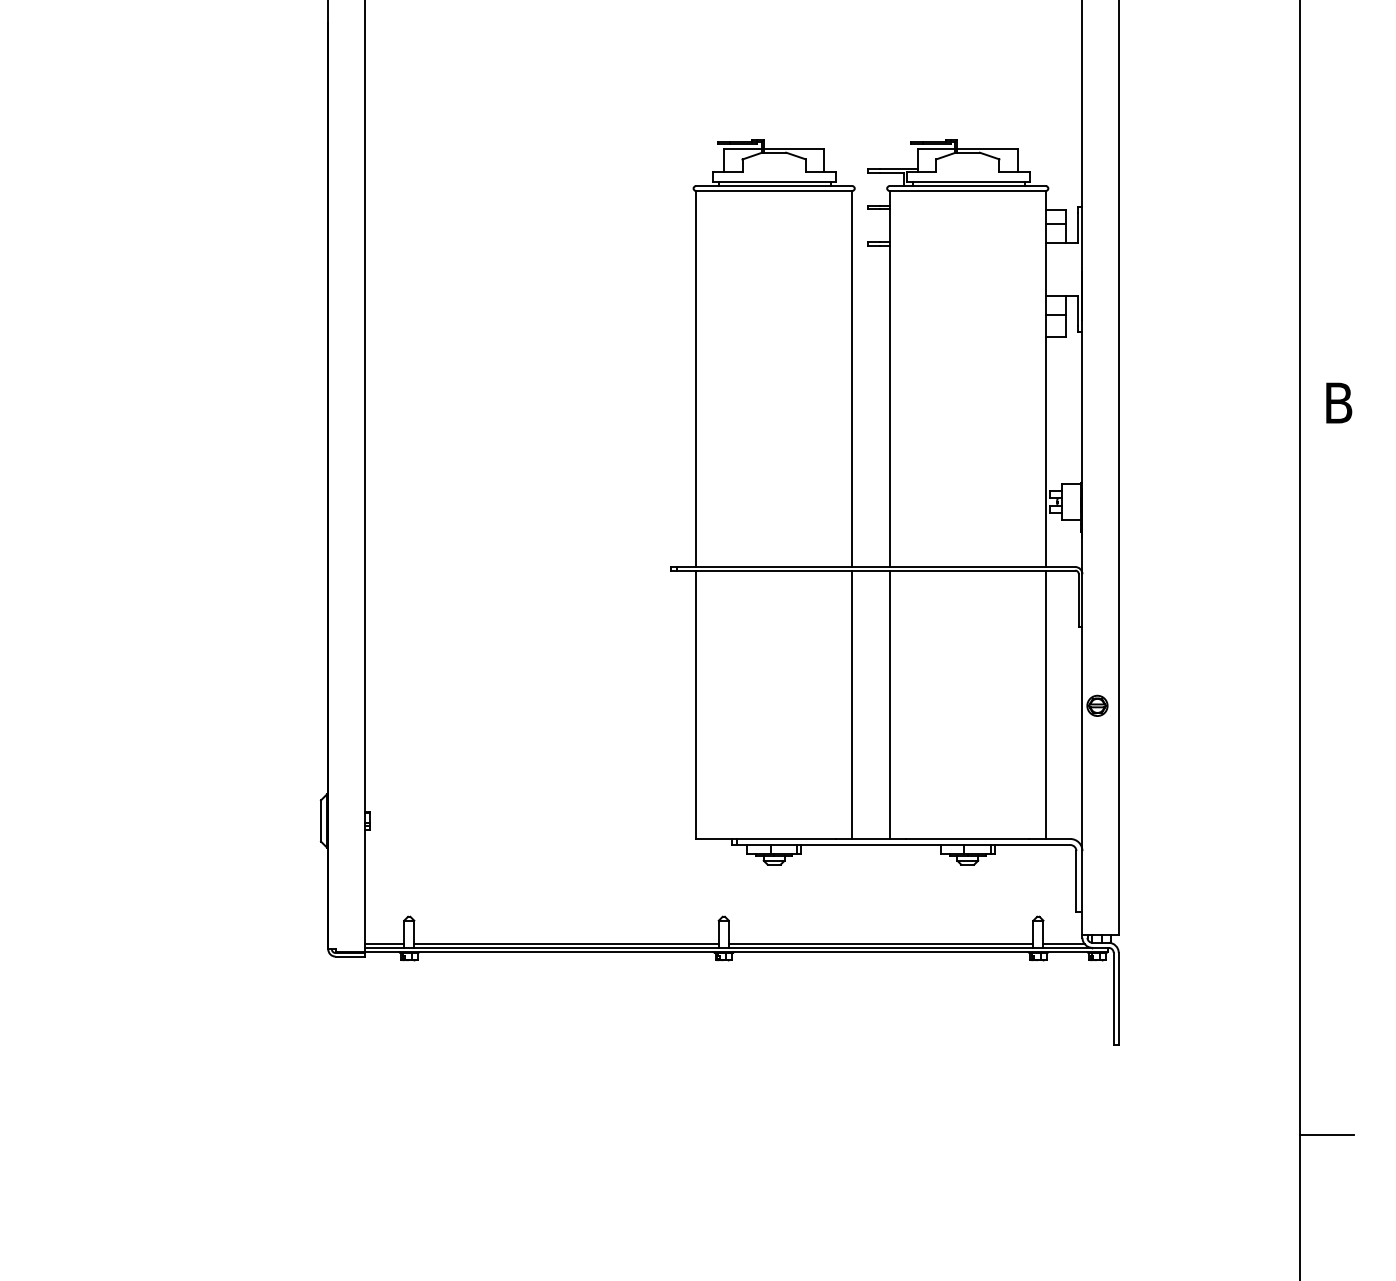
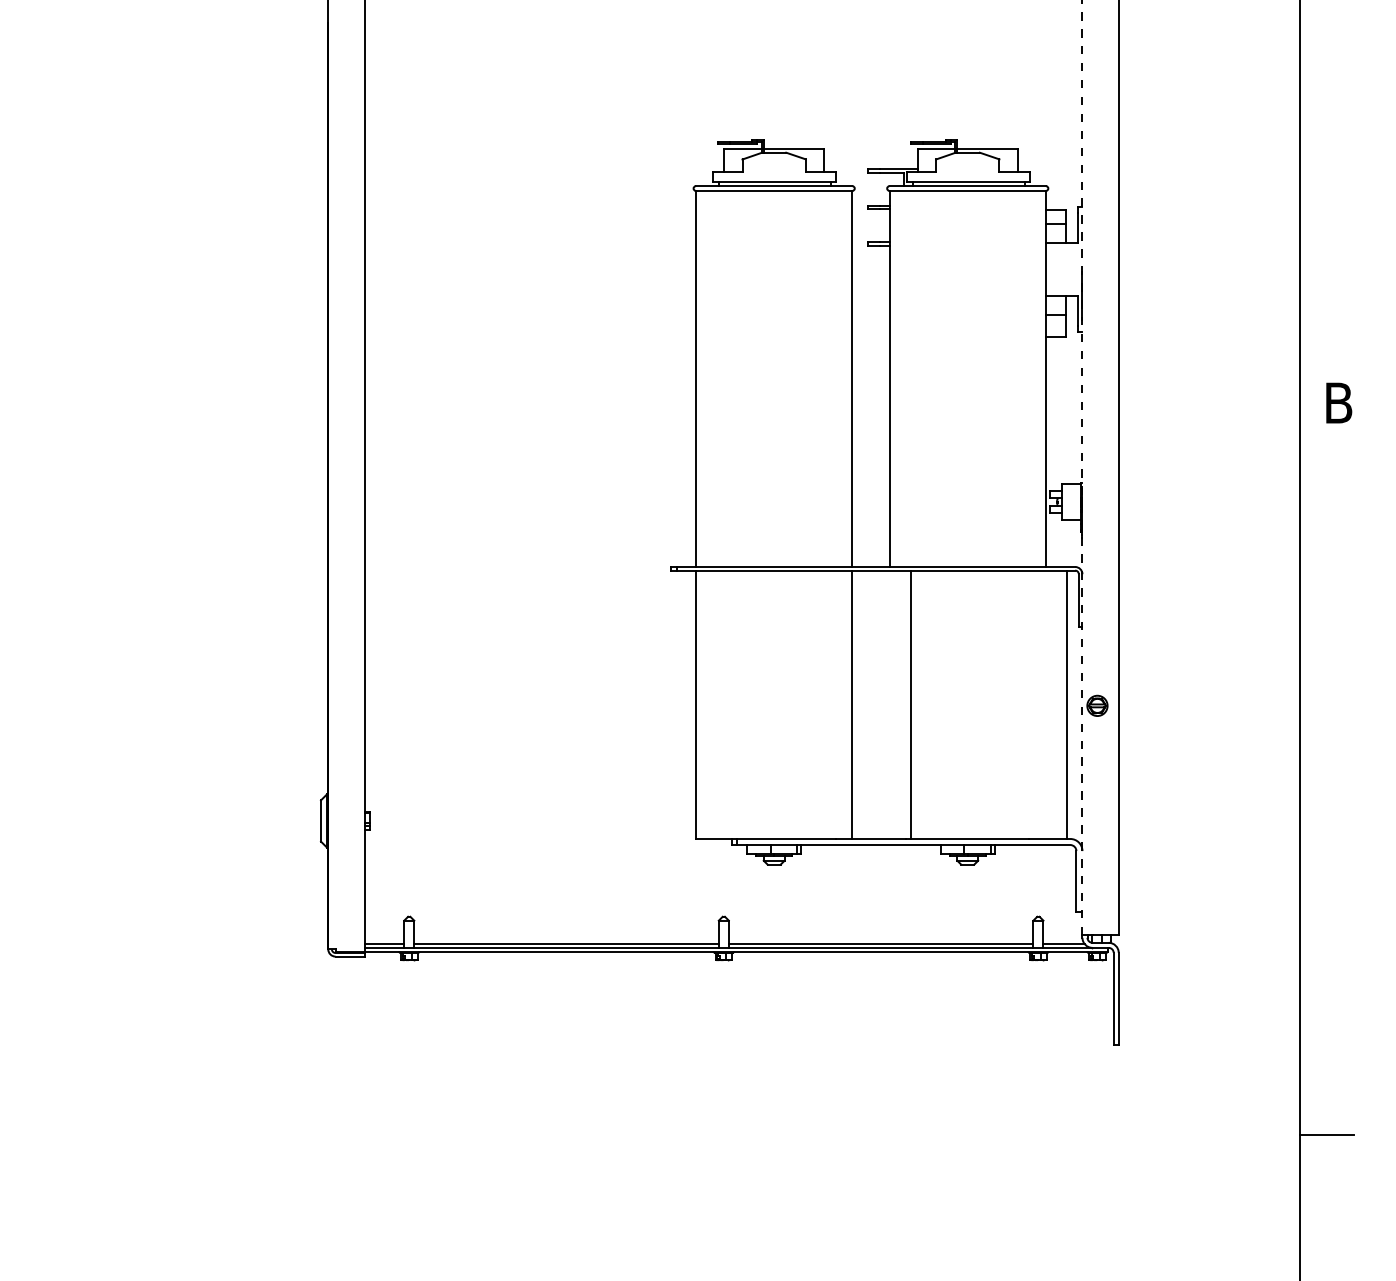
line: solid -> dashed (1082, 467)
line position: (889, 704) -> (910, 704) (910, 704)
line position: (1045, 704) -> (1066, 704) (1066, 704)
